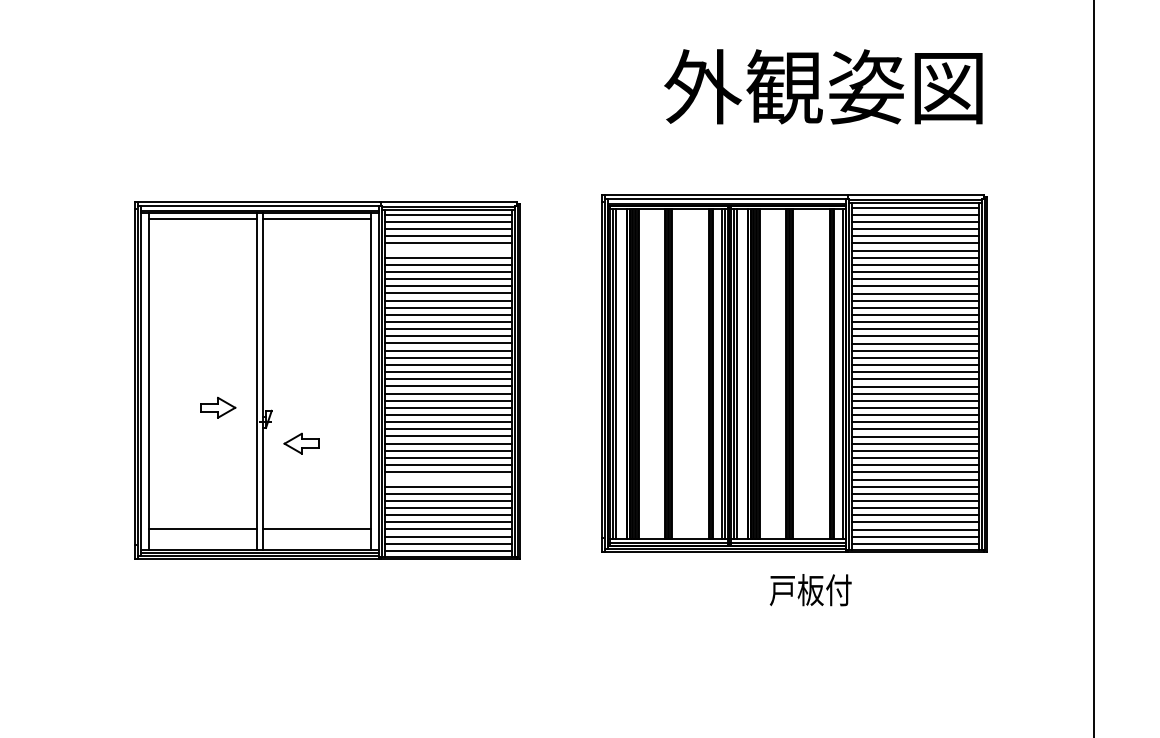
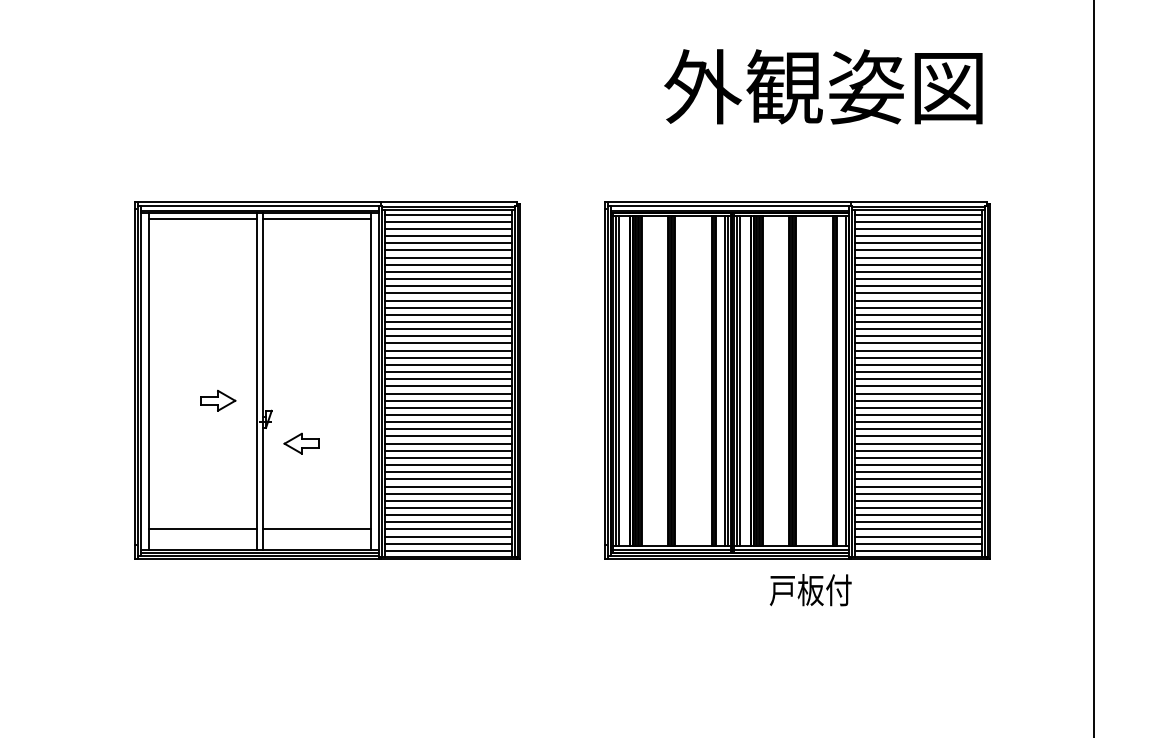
line: none -> present (447, 250)
part position: (794, 373) -> (797, 380) (797, 380)
part position: (218, 407) -> (218, 400) (218, 400)
line: none -> present (447, 479)
